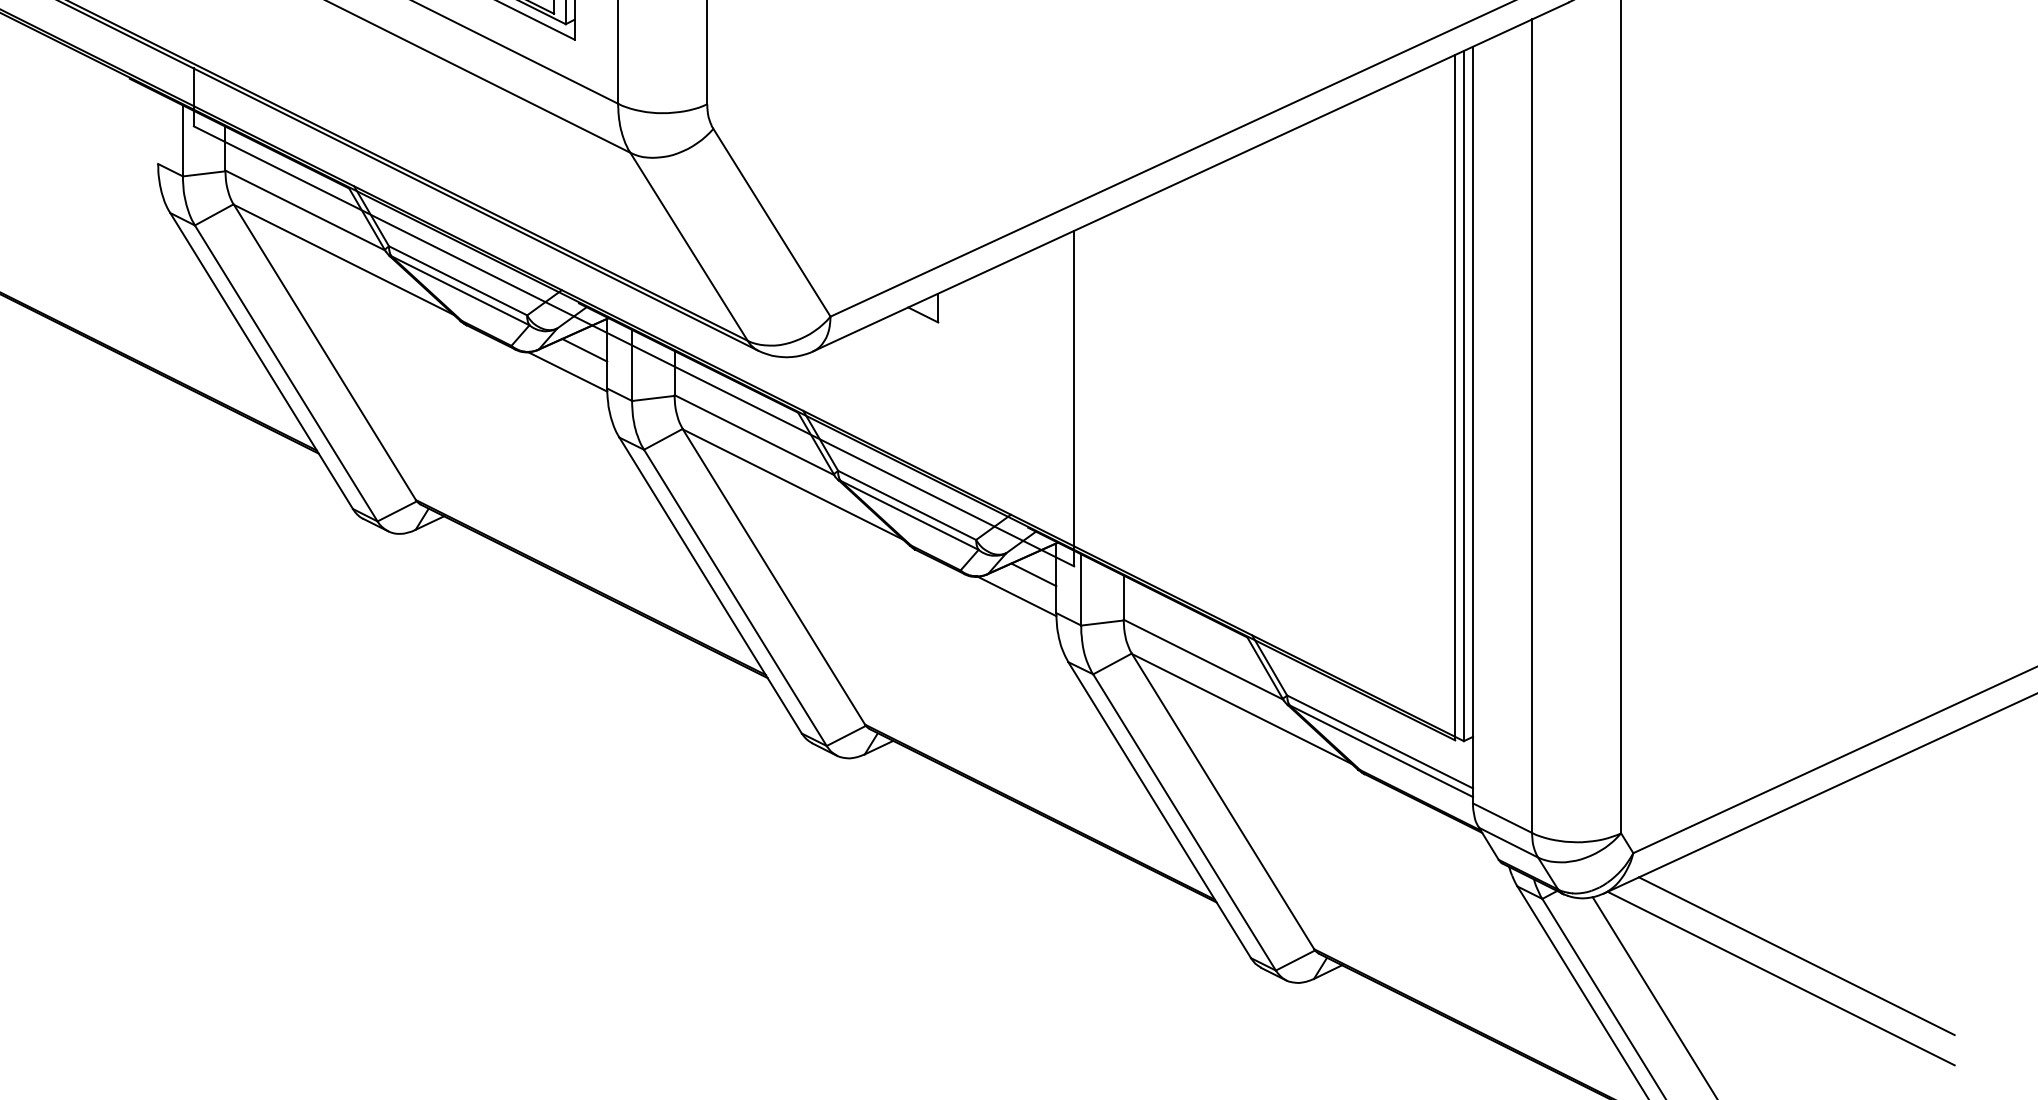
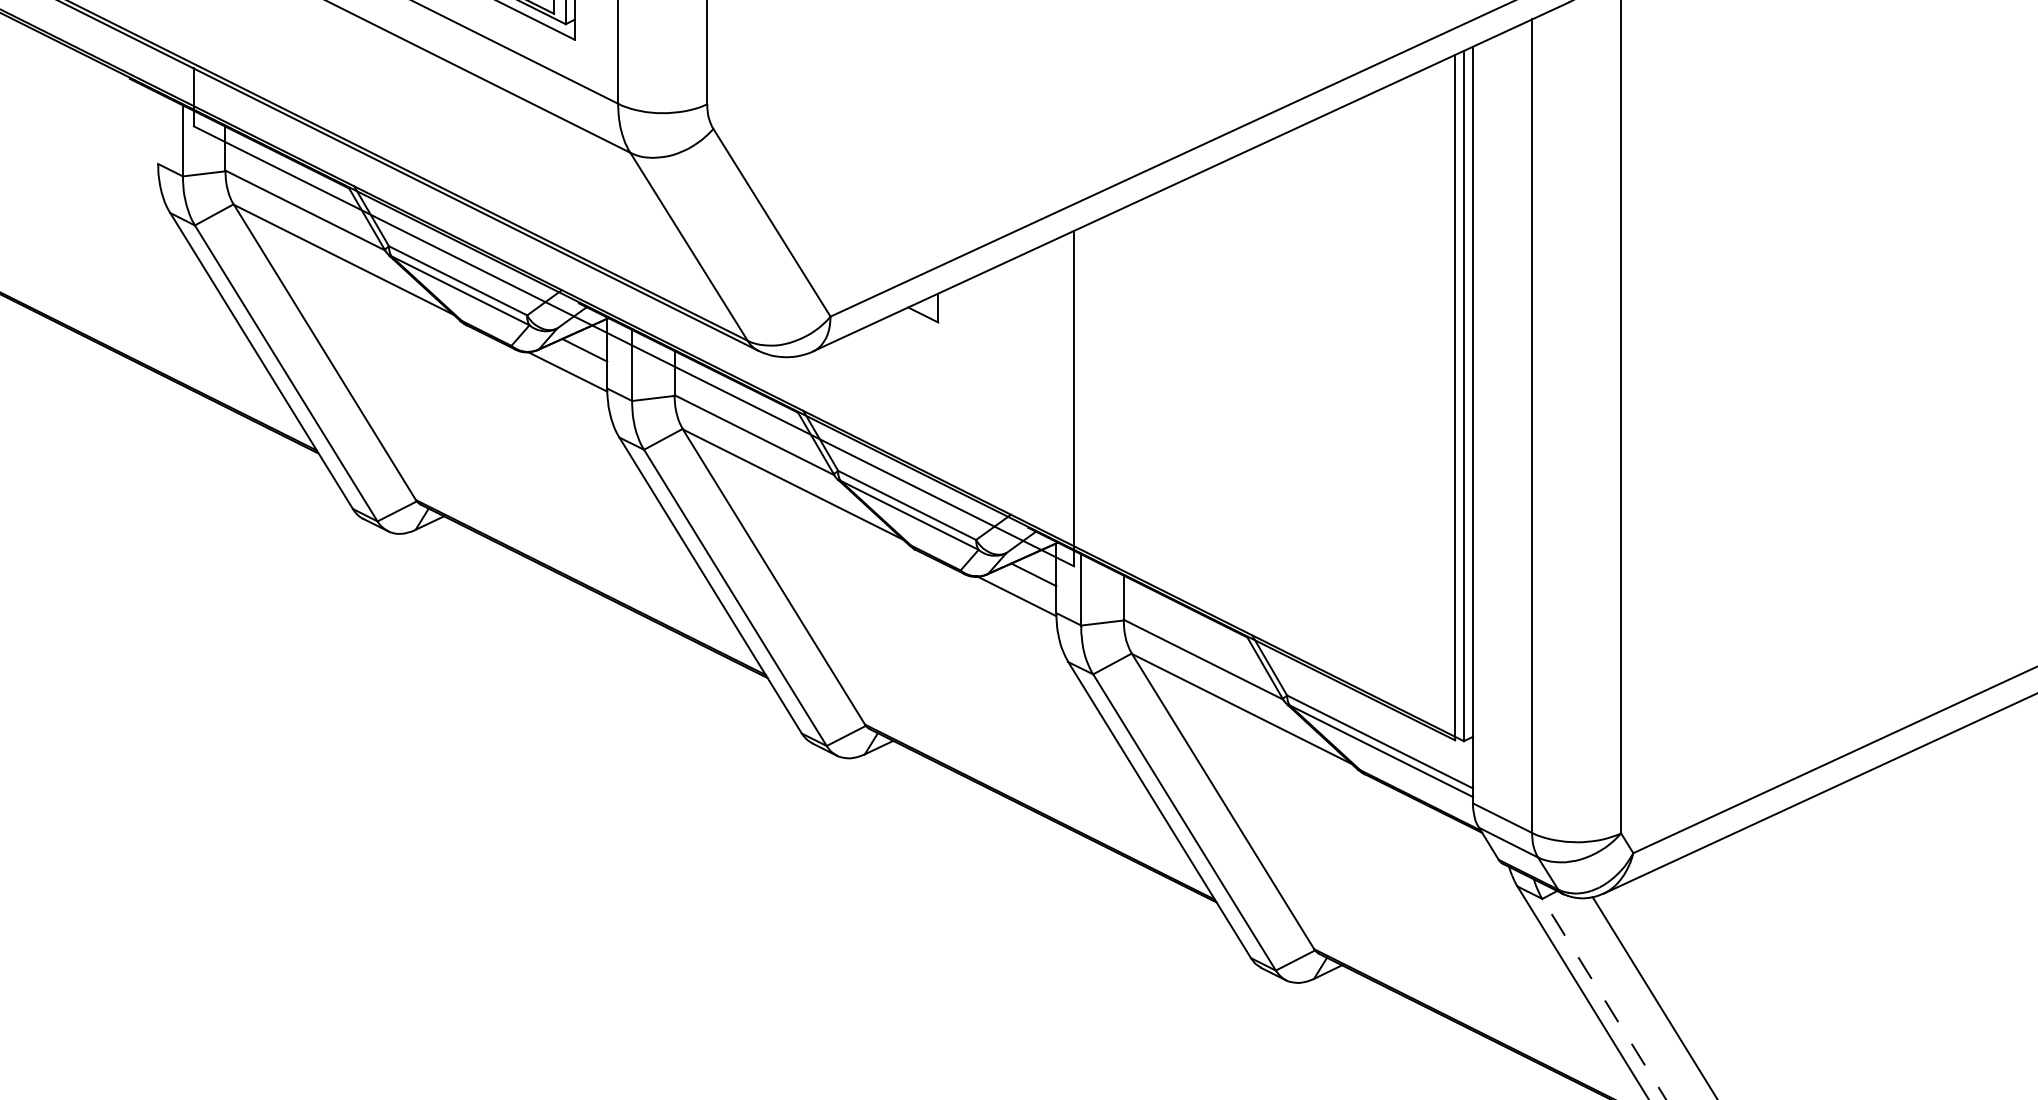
line: present -> none (1796, 956)
line: present -> none (1780, 978)
line: solid -> dashed (1604, 999)
